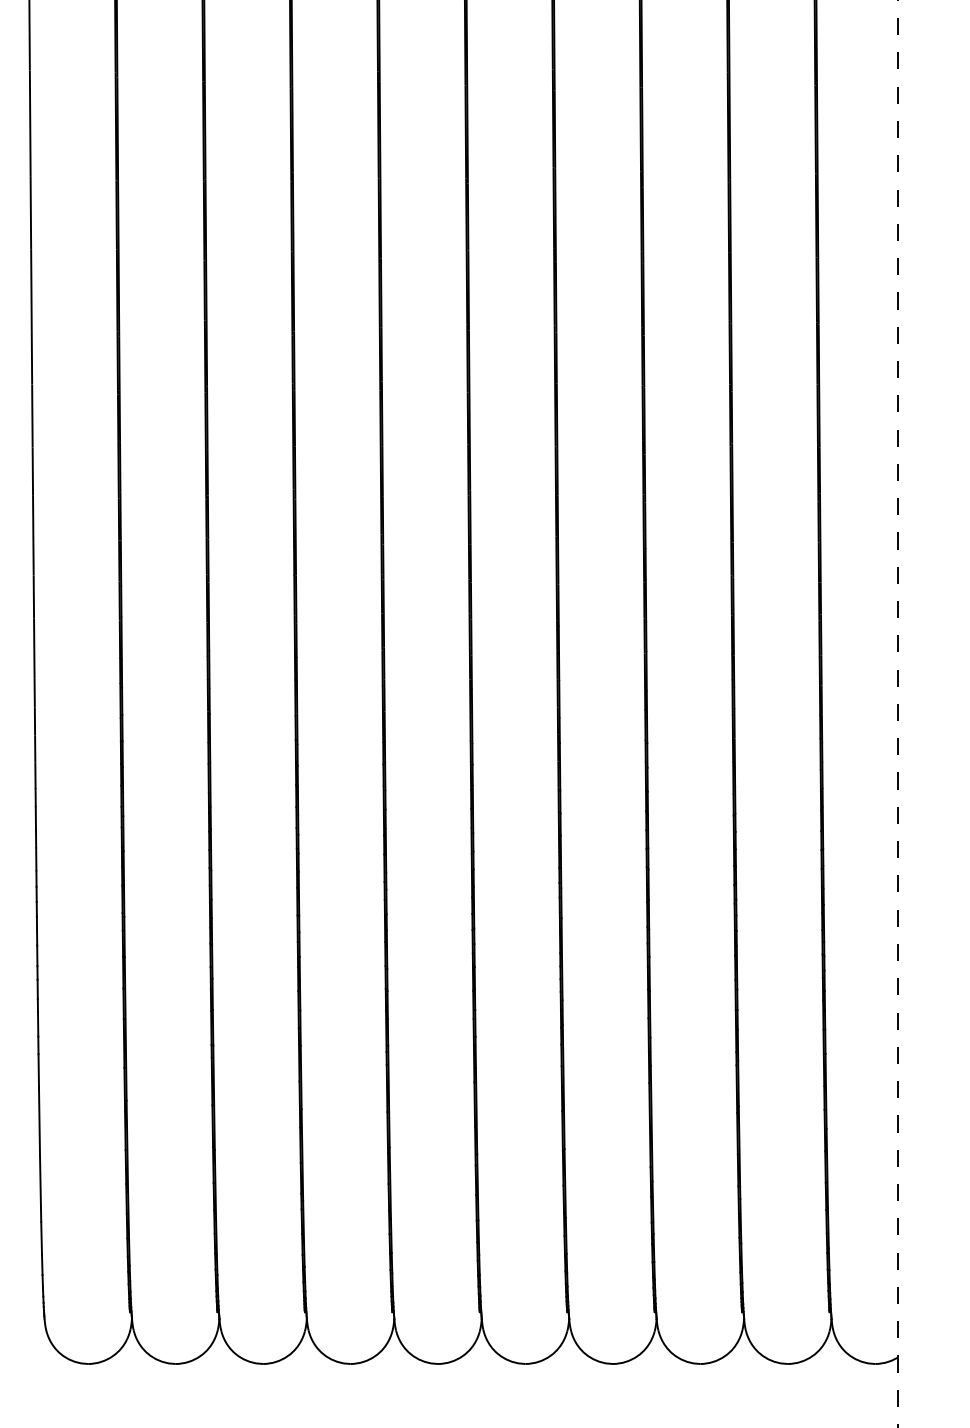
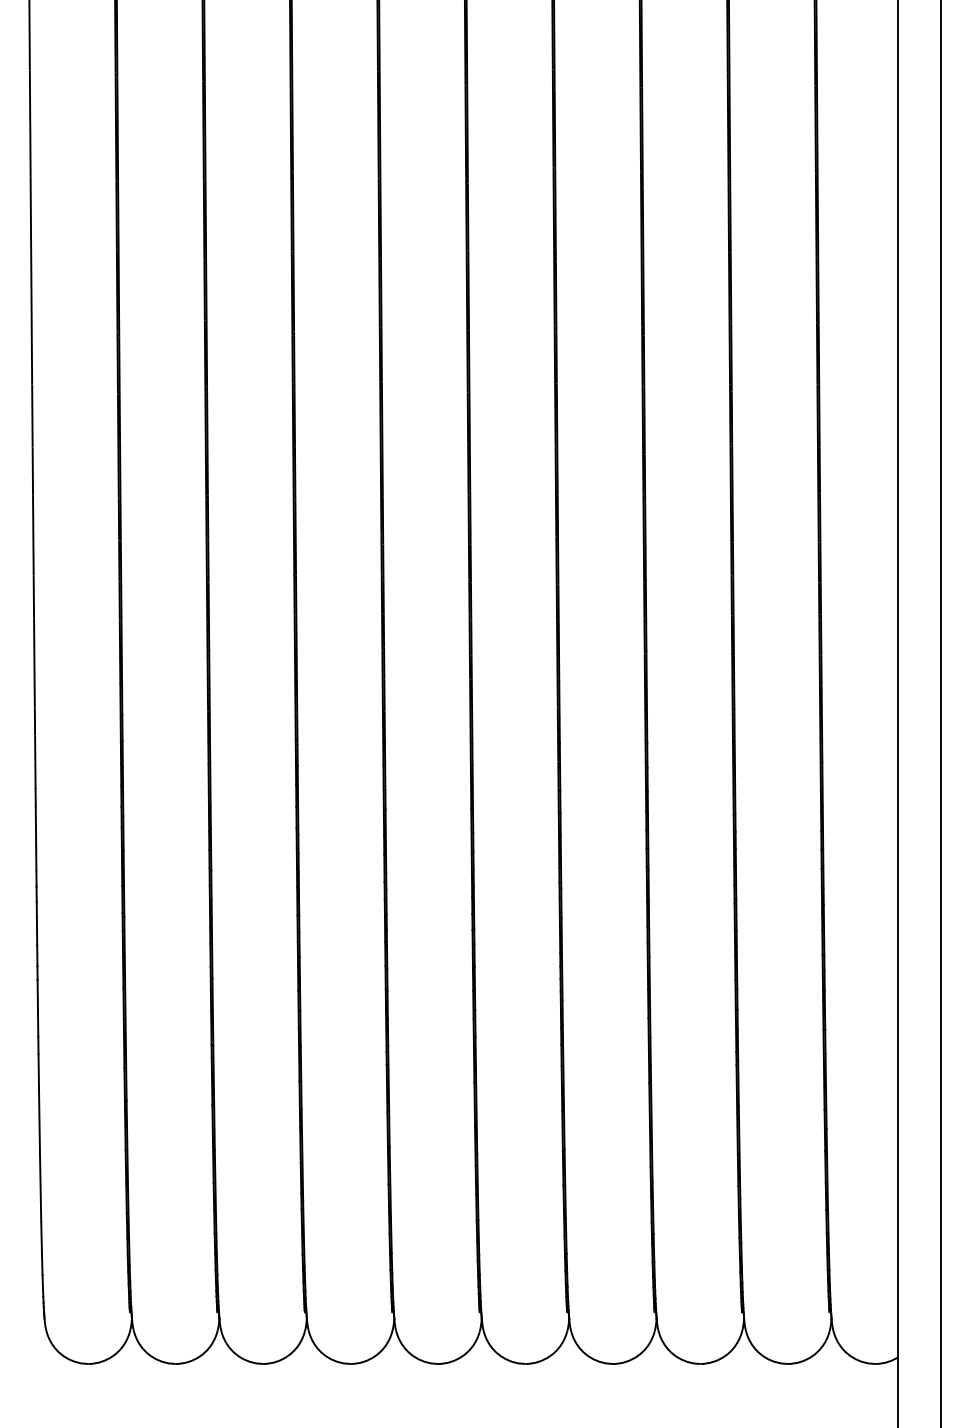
line: none -> present (940, 713)
line: dashed -> solid (898, 714)
